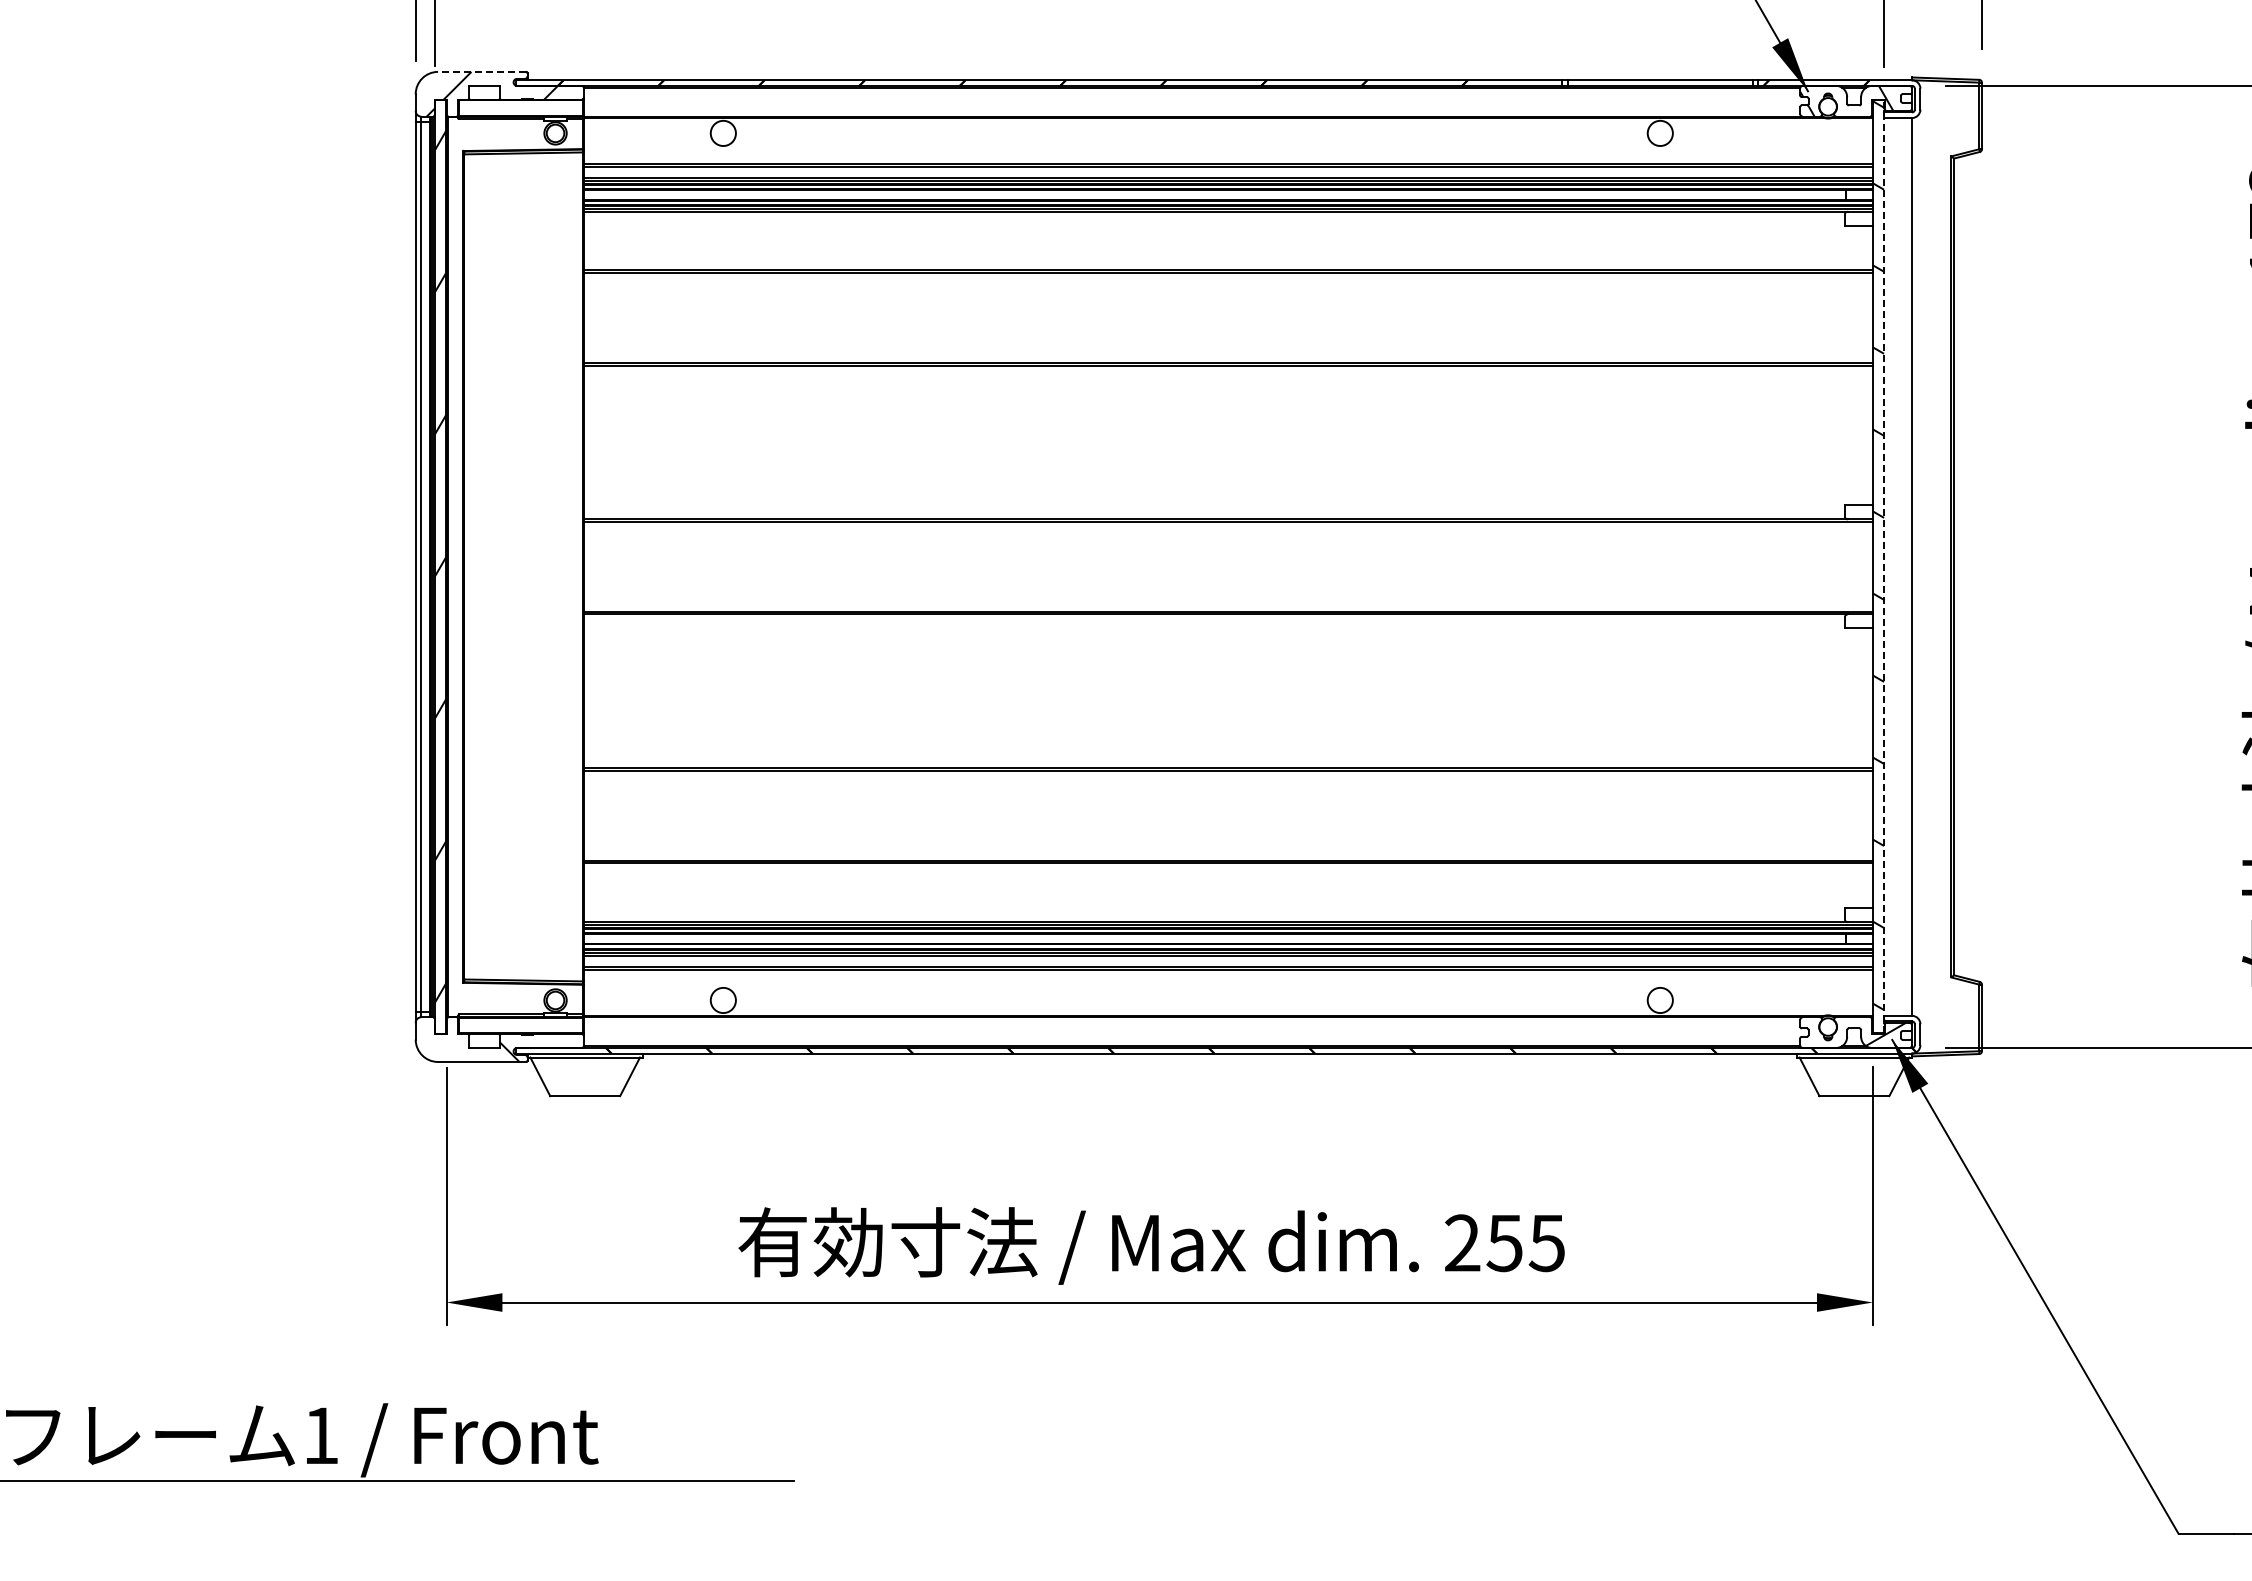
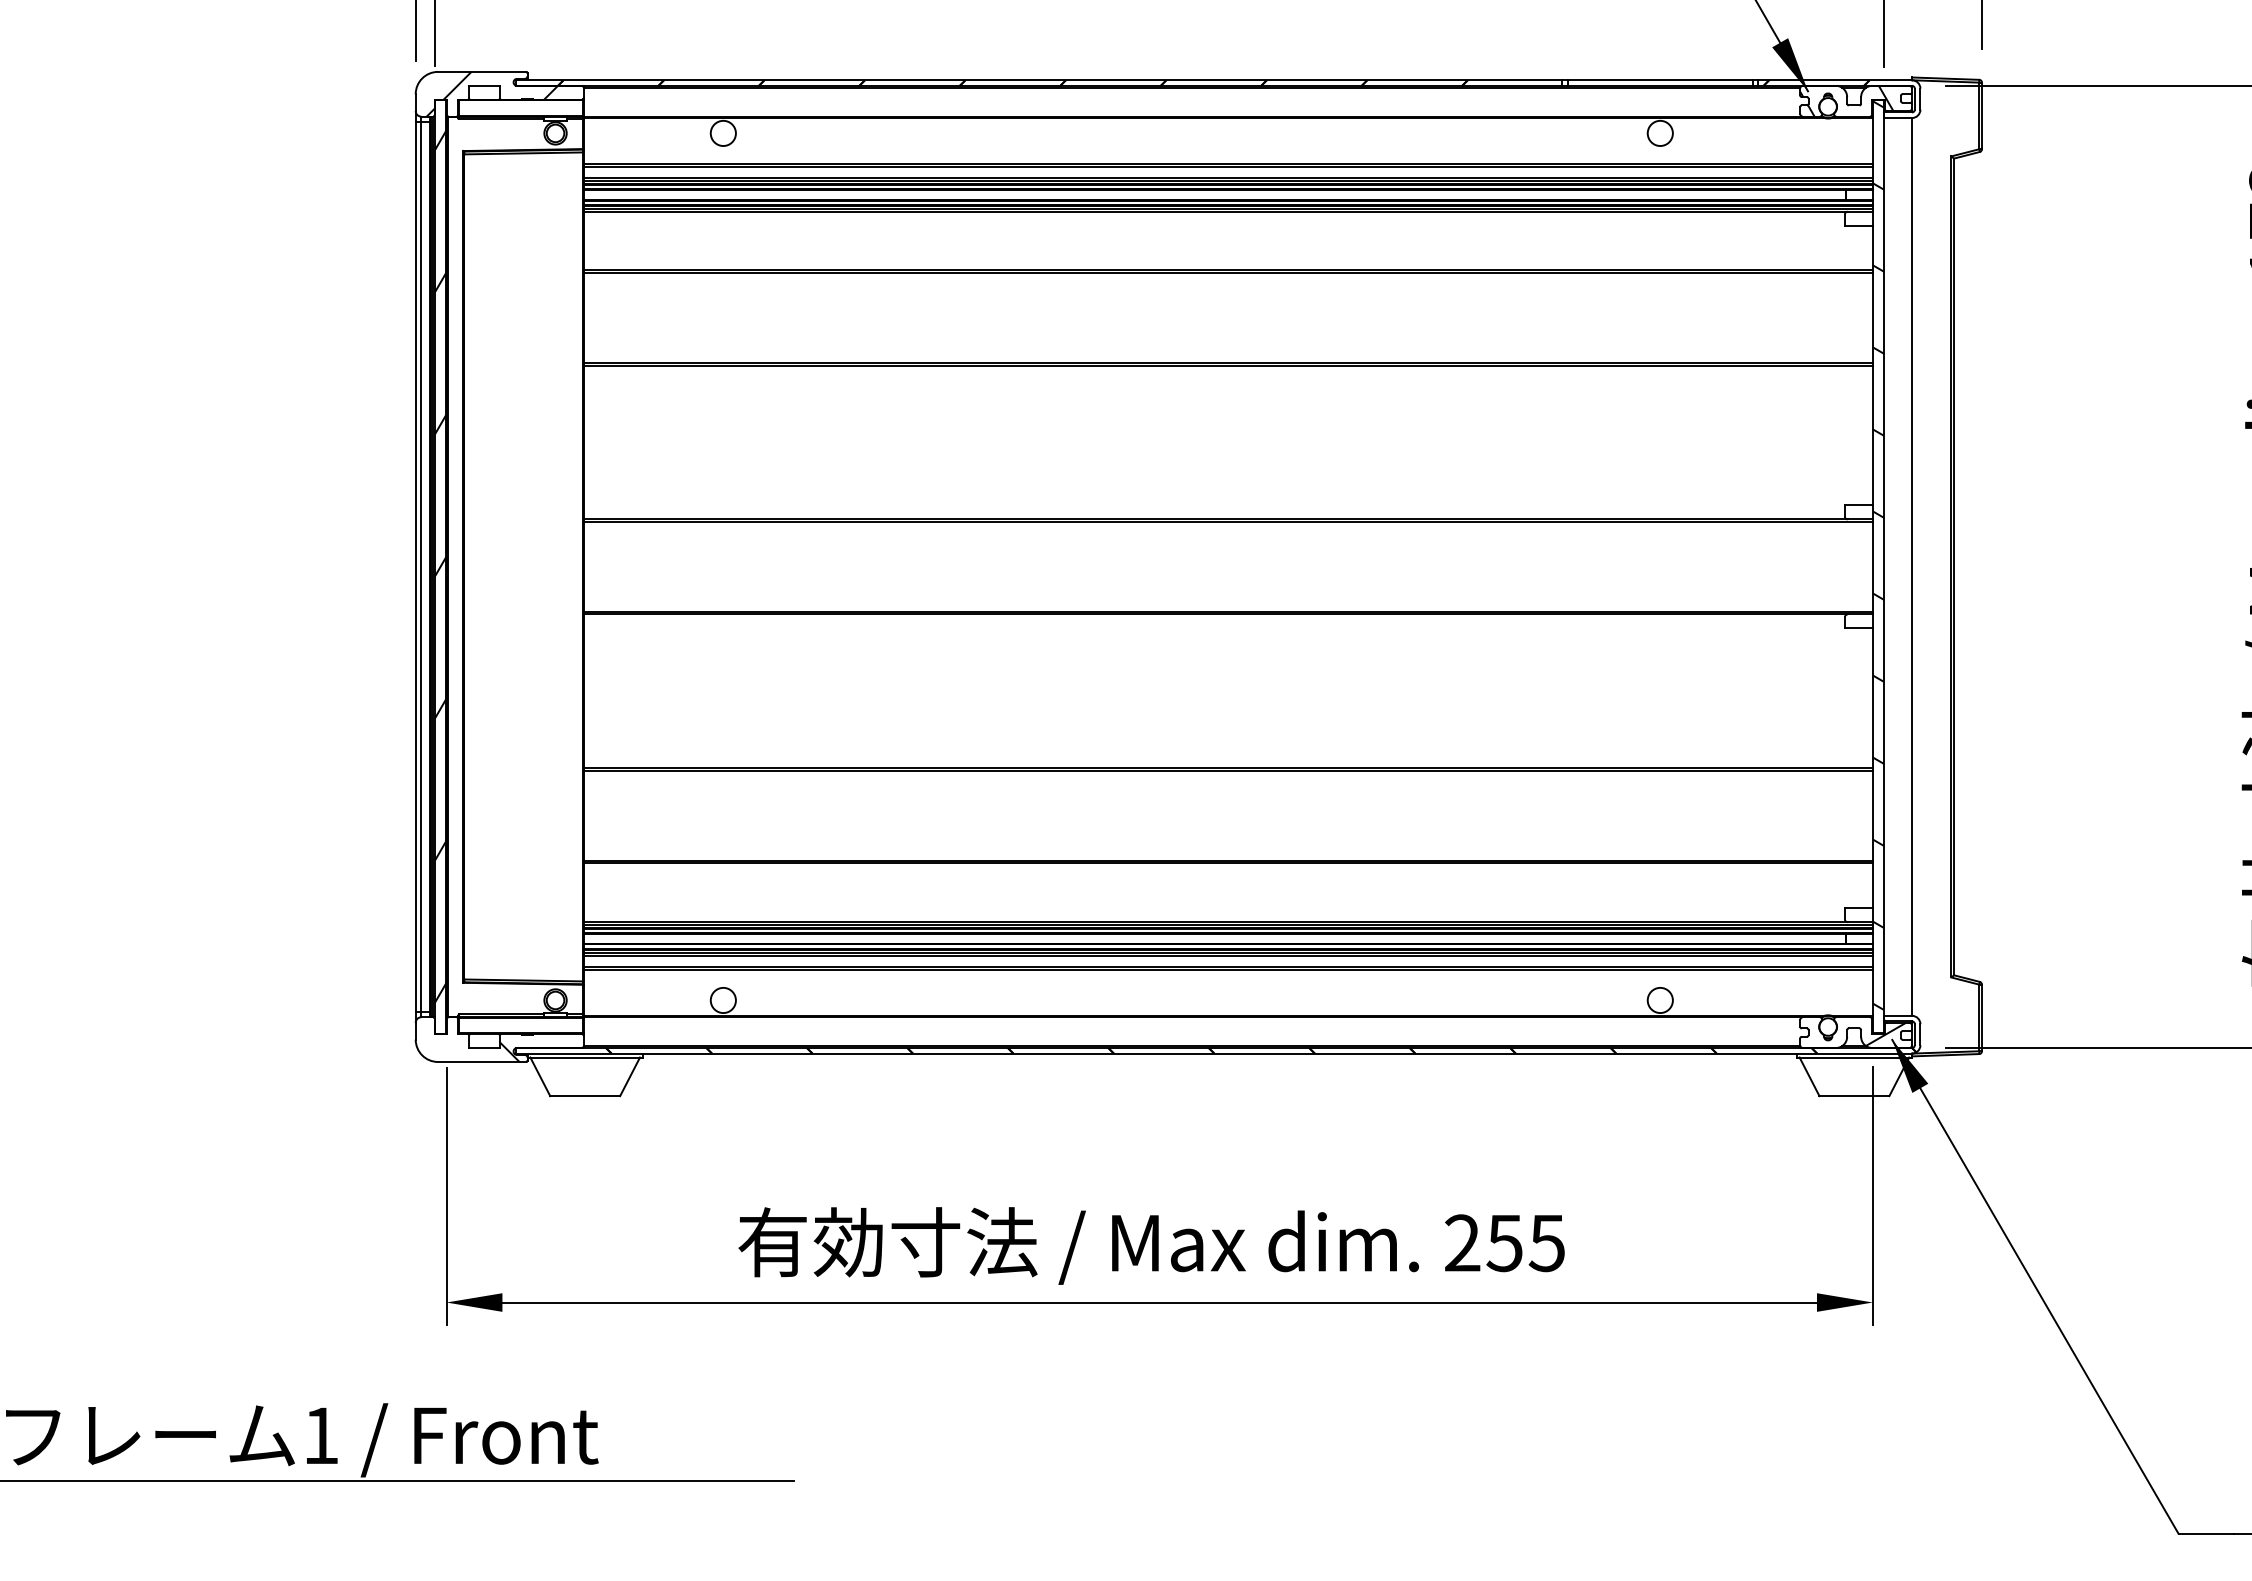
line: dashed -> solid (482, 71)
line: dashed -> solid (1884, 566)
